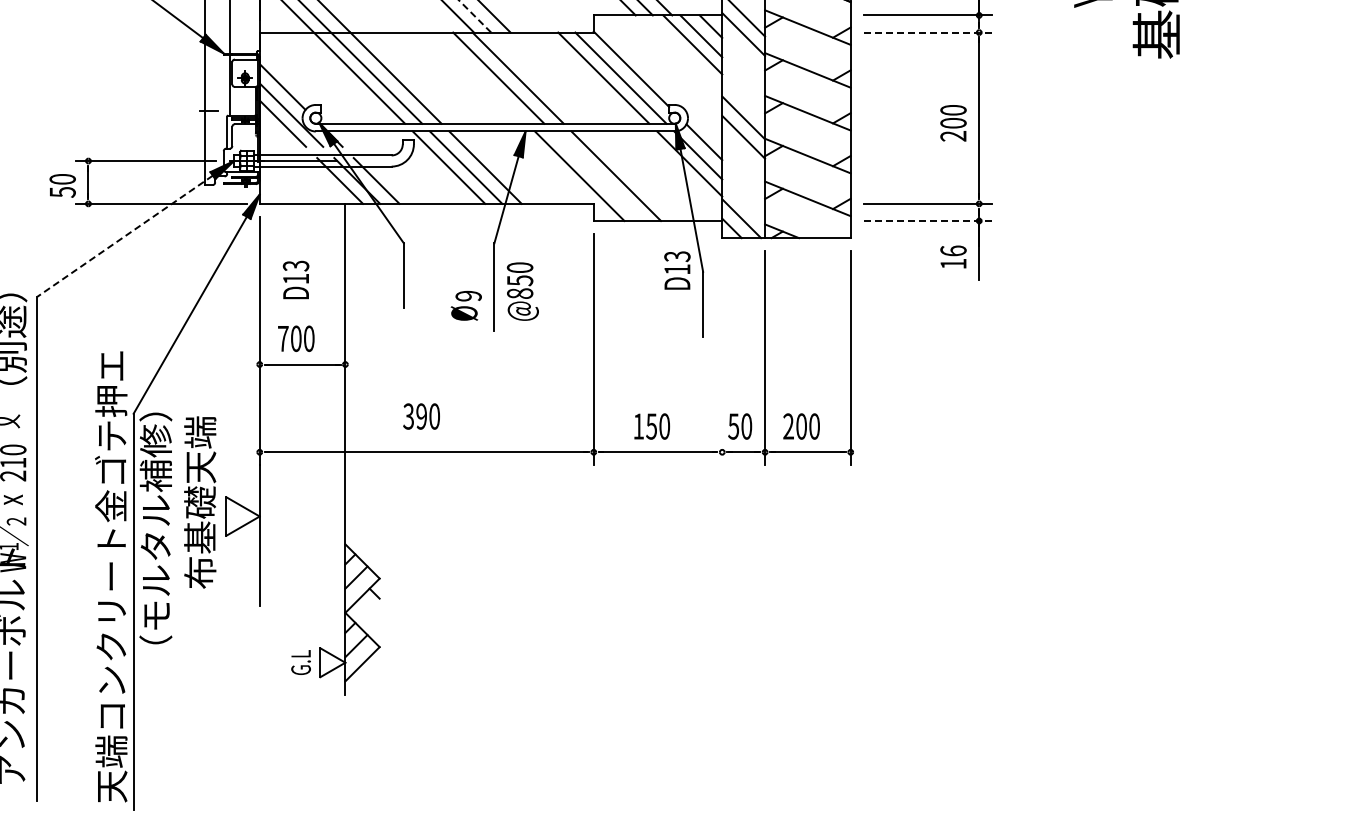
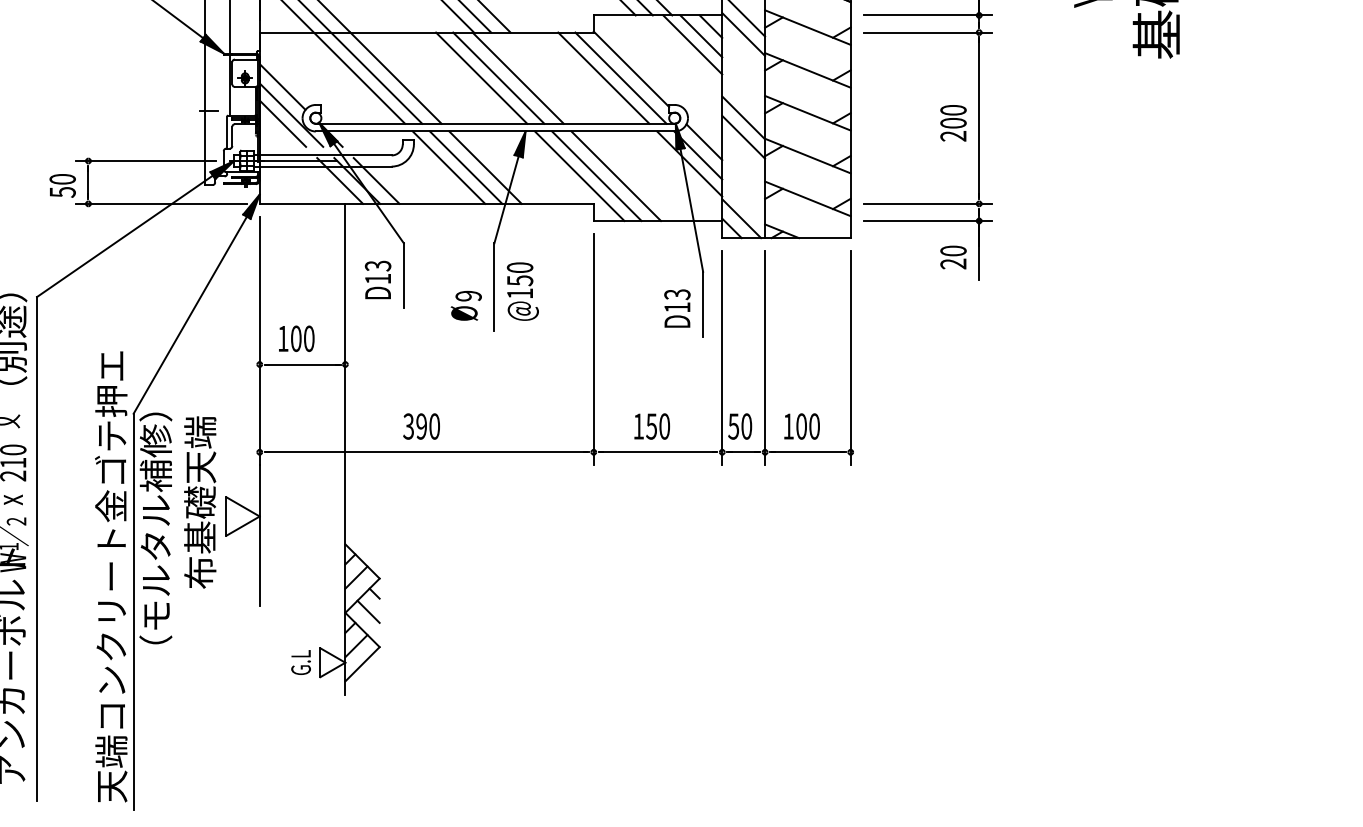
line: dashed -> solid (474, 16)
line: dashed -> solid (928, 32)
line: none -> present (481, 77)
line: none -> present (596, 176)
line: dashed -> solid (928, 221)
line: dashed -> solid (124, 236)
text: 16 -> 20 (953, 257)
text position: (677, 270) -> (677, 308) (677, 308)
text position: (295, 279) -> (377, 279) (377, 279)
text: @850 -> @150 (520, 293)
text: 700 -> 100 (283, 338)
line: none -> present (722, 357)
text position: (421, 416) -> (421, 426) (421, 426)
text: 200 -> 100 (788, 426)
line: none -> present (368, 611)
